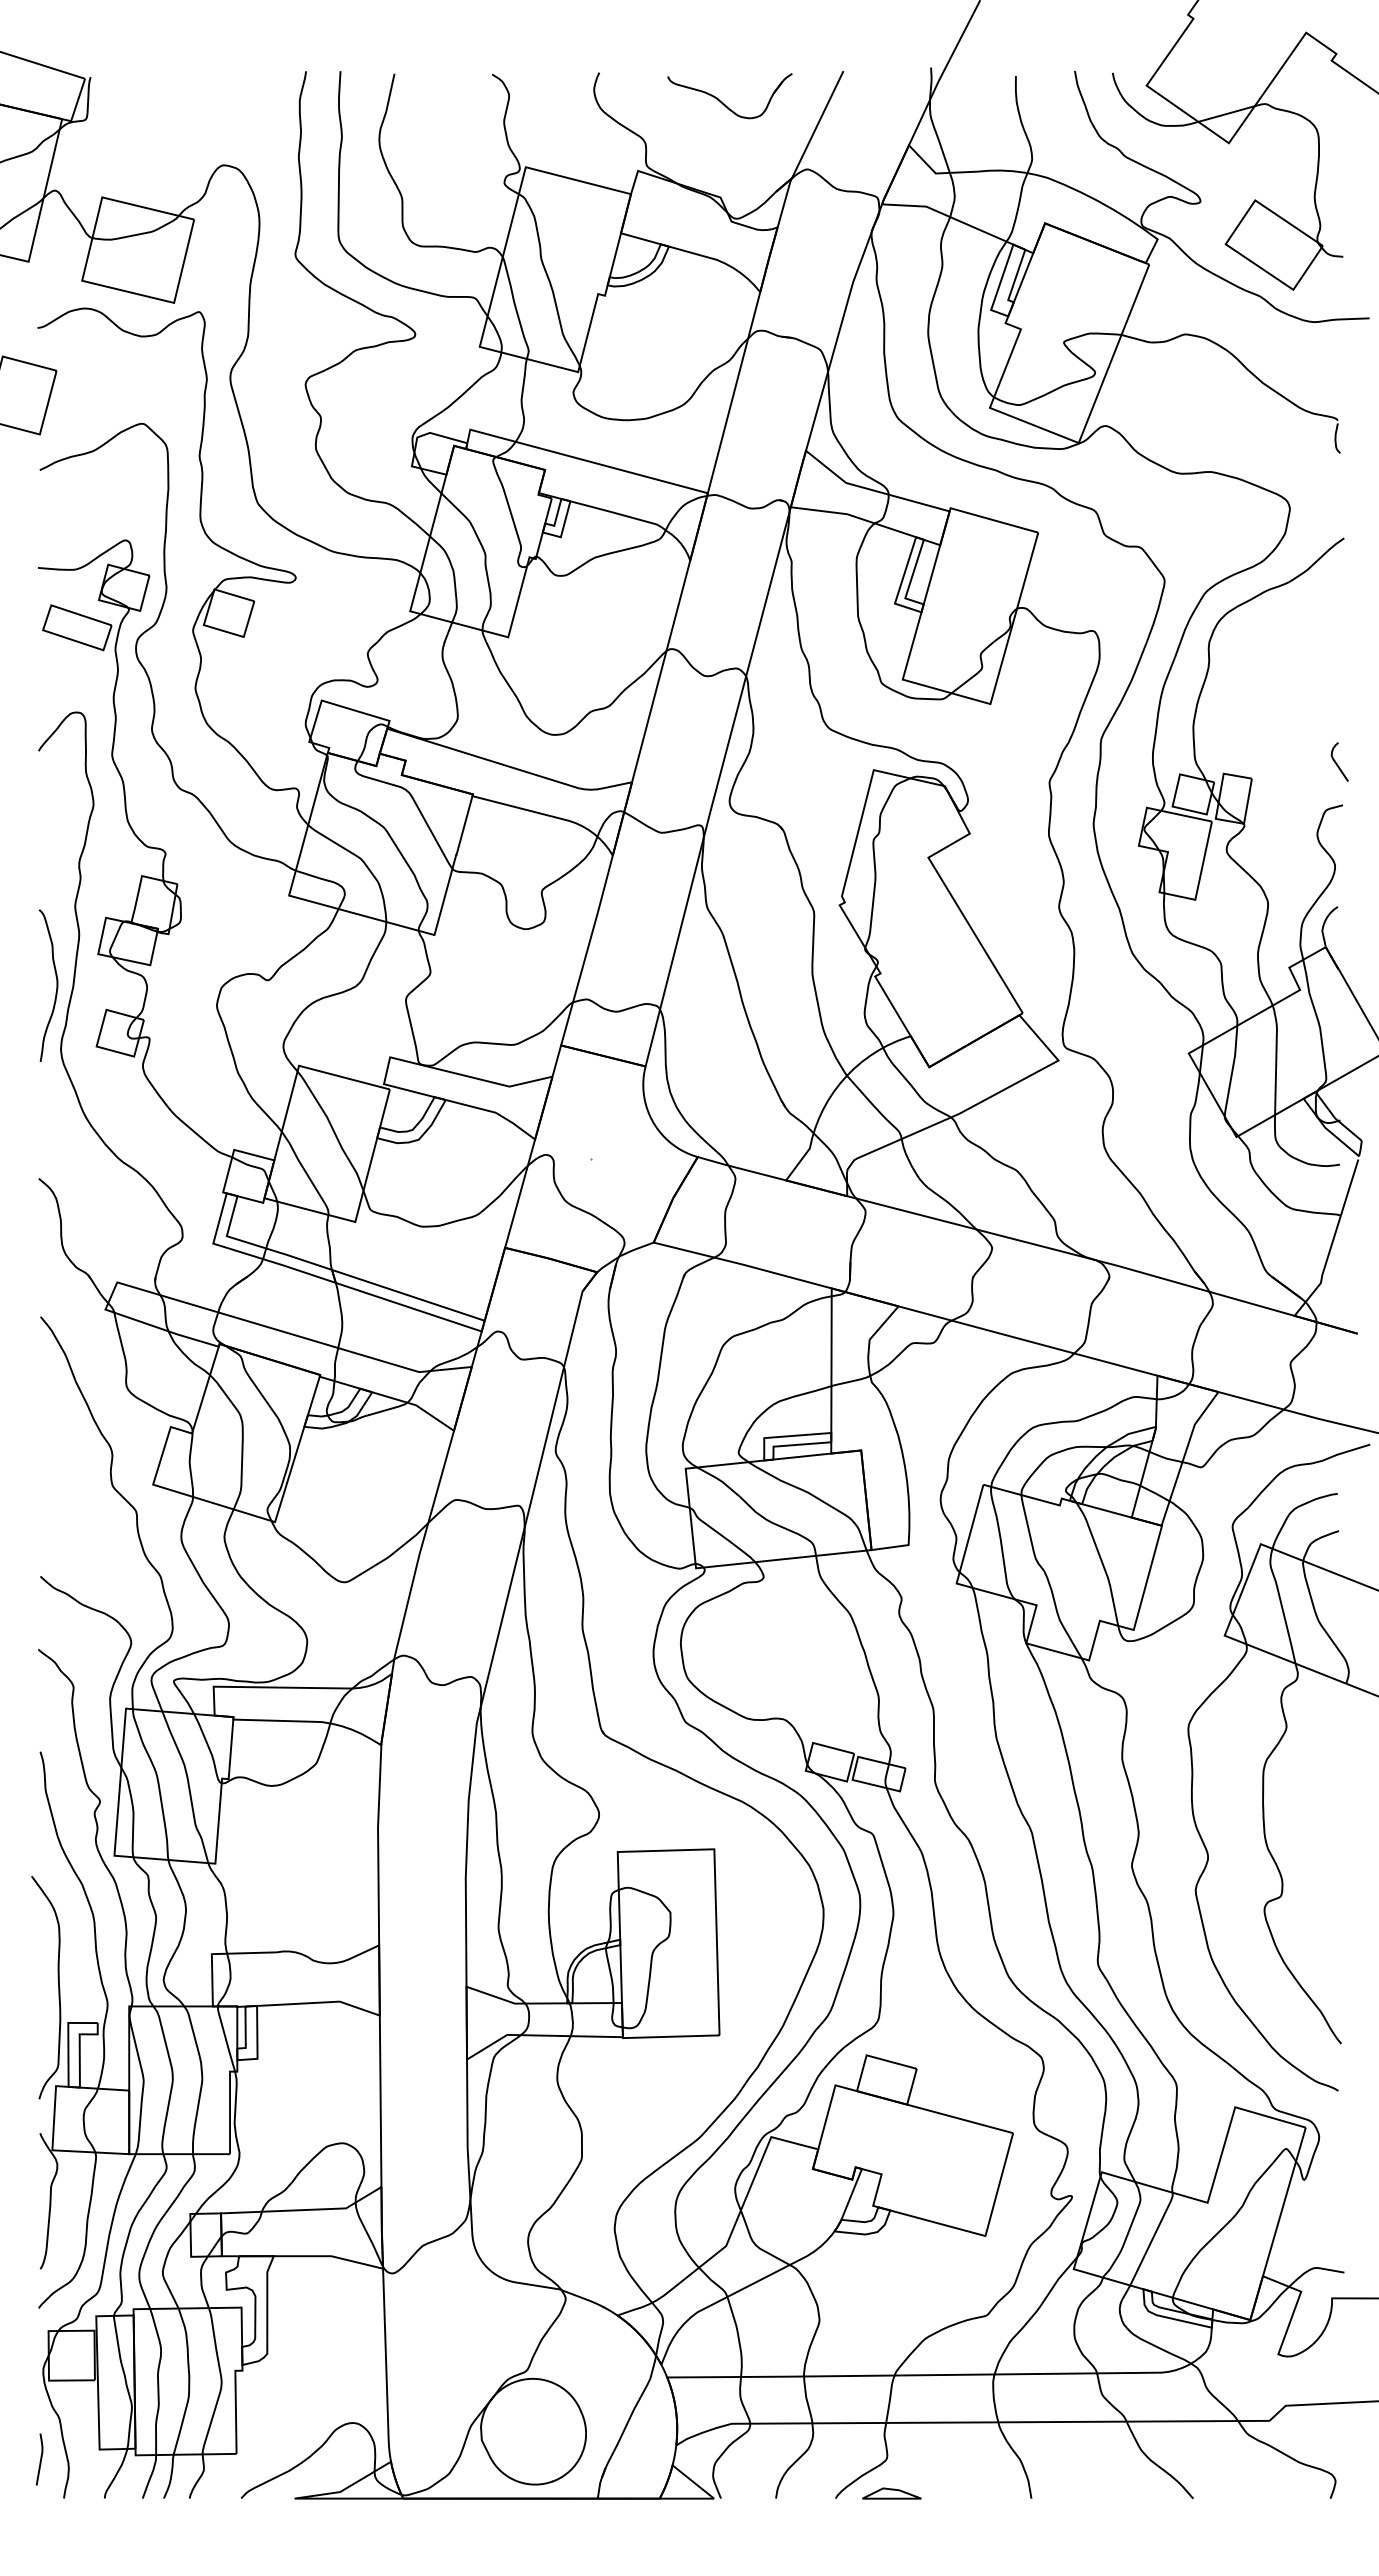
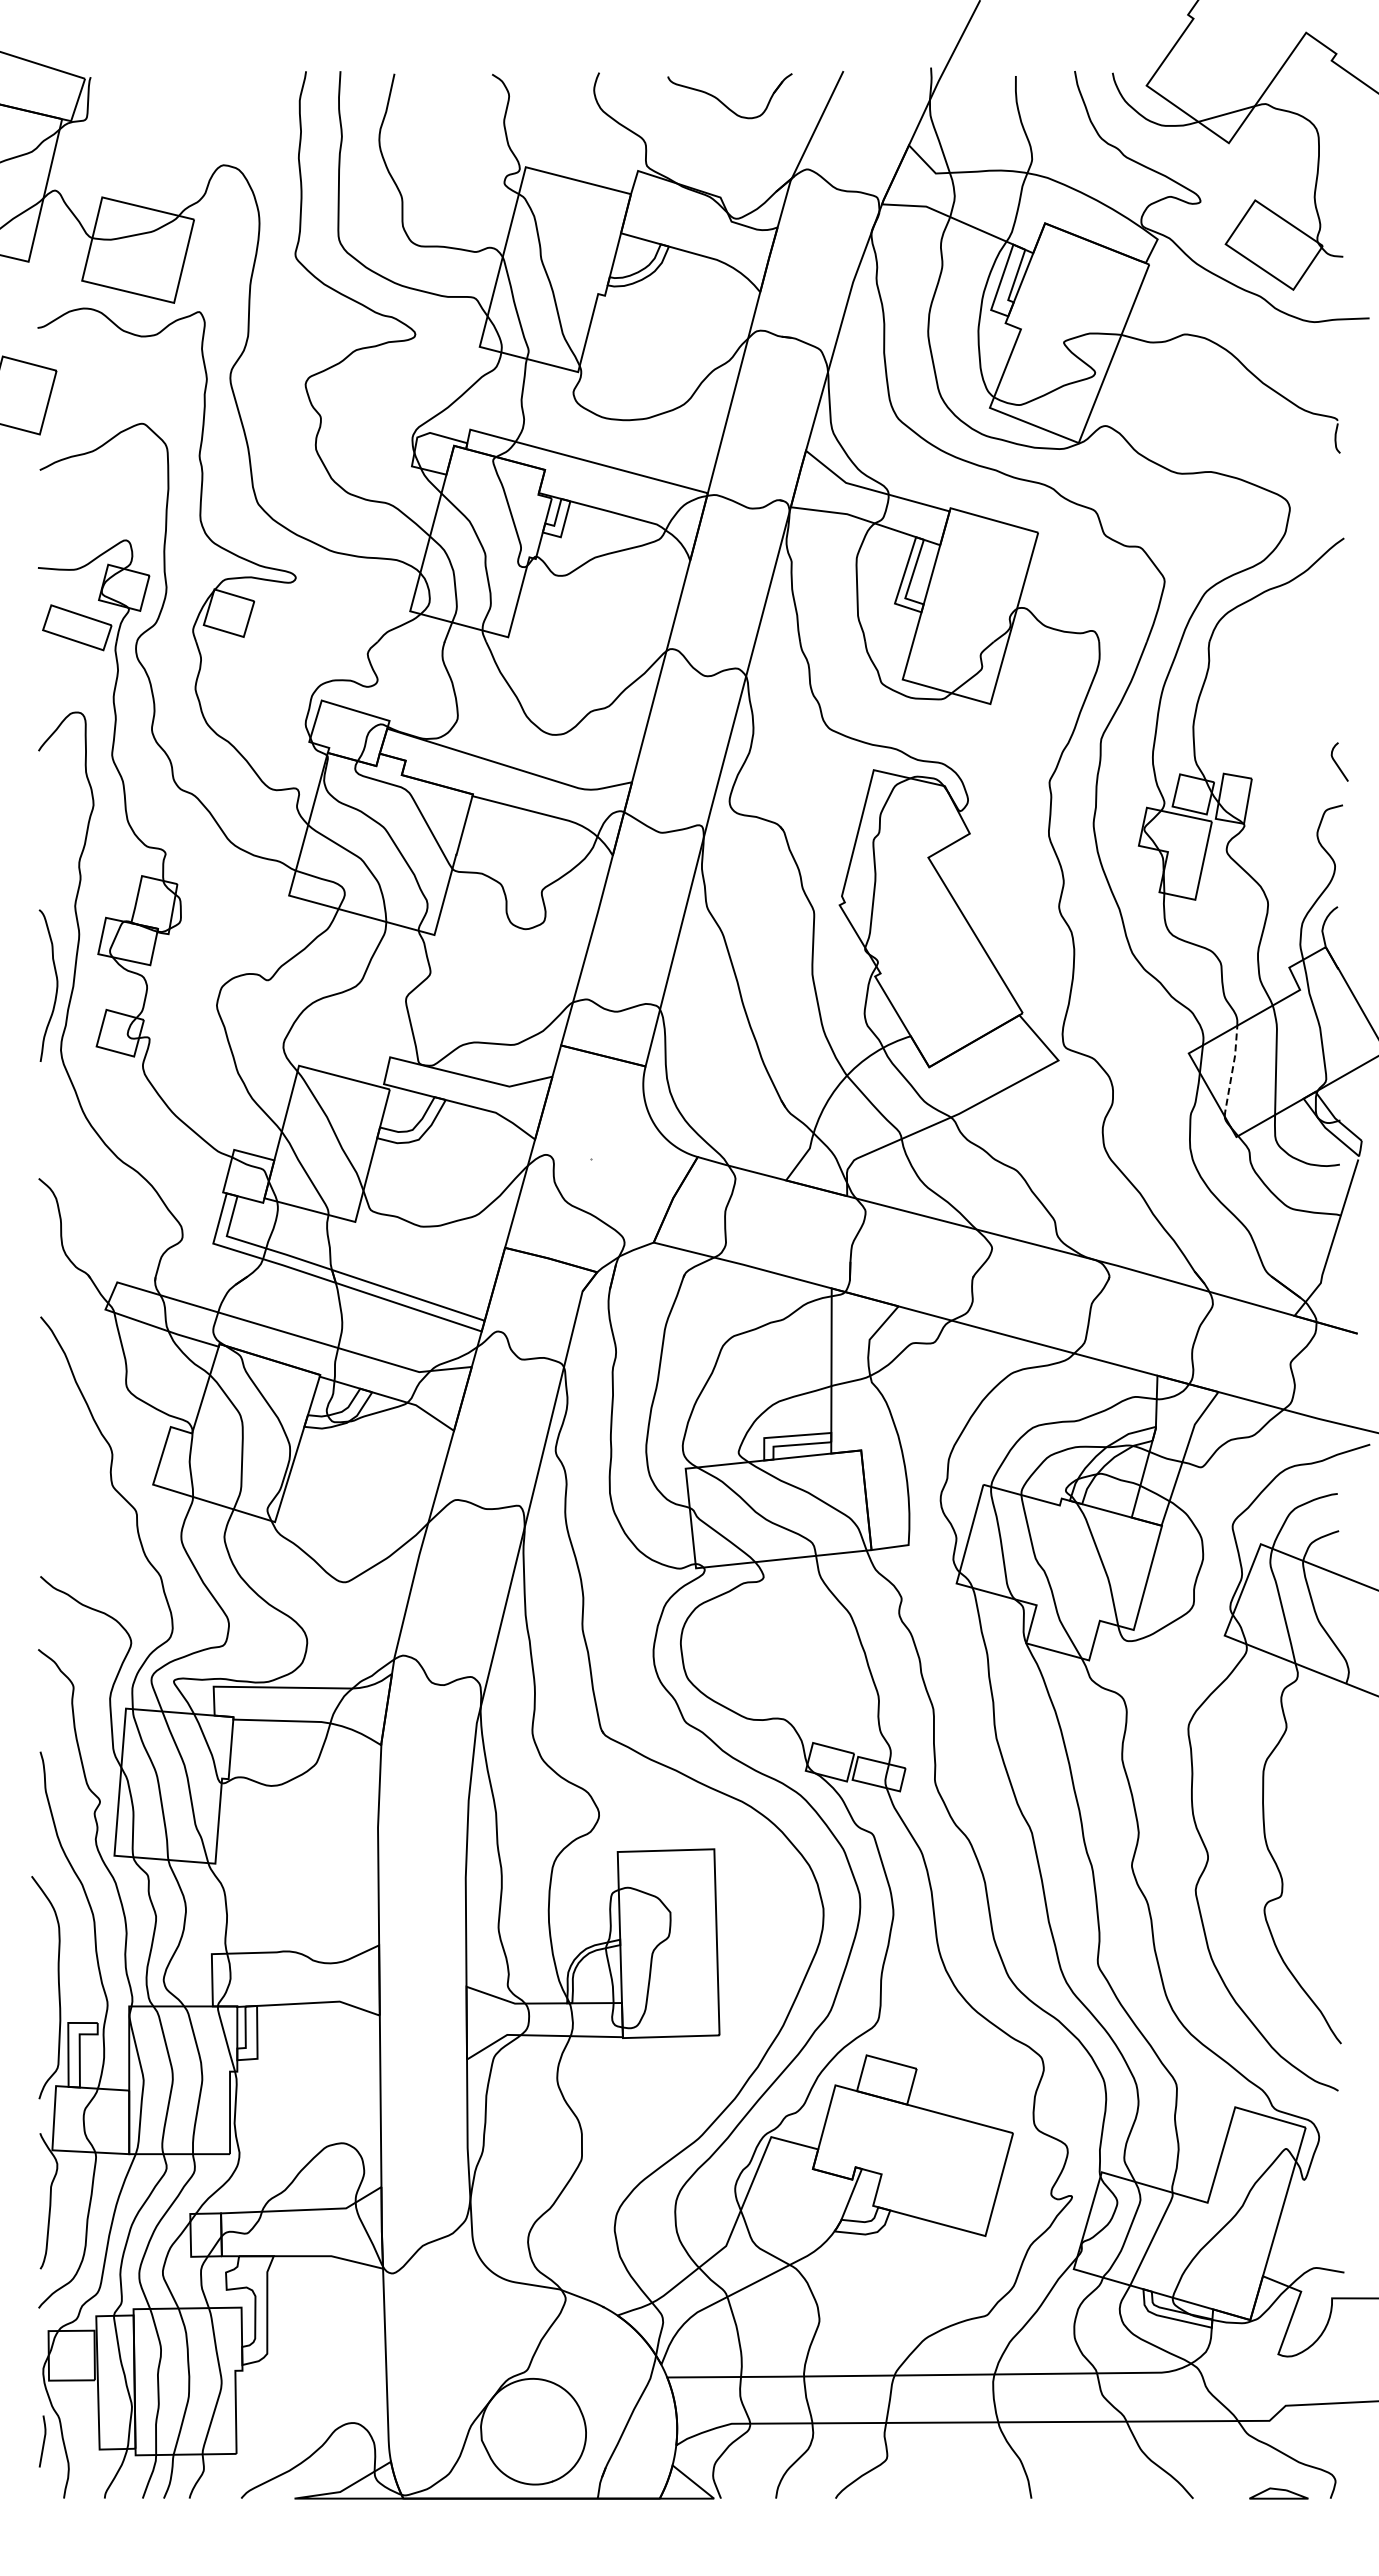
line: solid -> dashed (1232, 1071)
line position: (40, 2459) -> (43, 2441) (43, 2441)
part position: (891, 2493) -> (1278, 2493) (1278, 2493)
